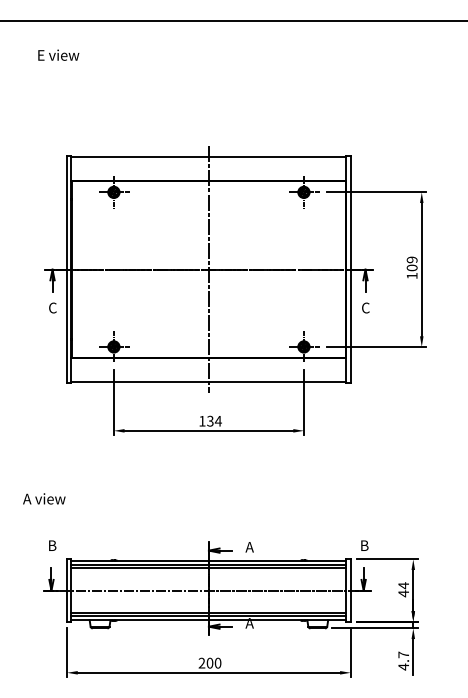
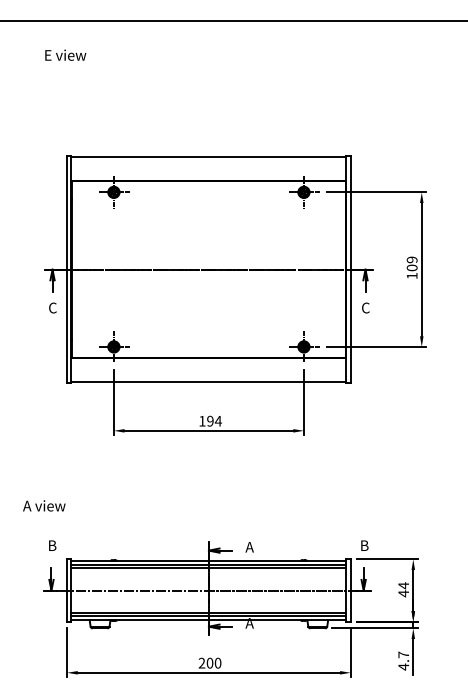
text position: (58, 54) -> (65, 54) (65, 54)
line: present -> none (208, 269)
text: 134 -> 194 (210, 421)
text position: (44, 498) -> (44, 505) (44, 505)
